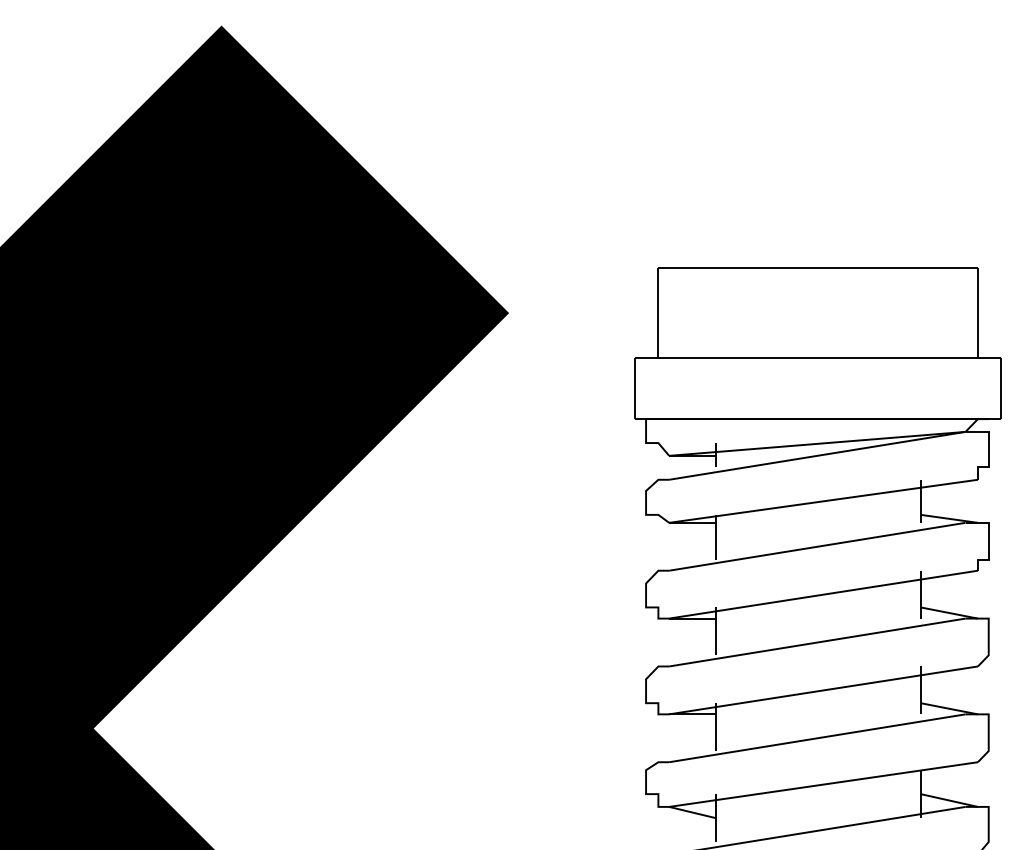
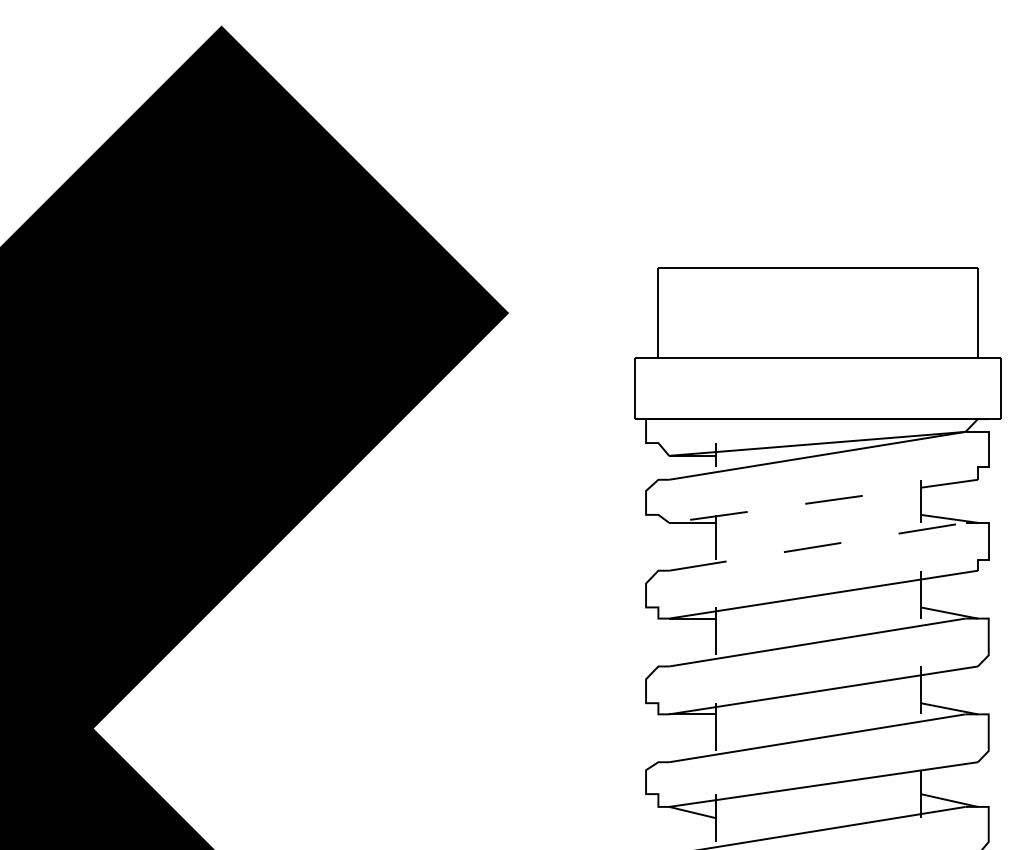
line: solid -> dashed (823, 501)
line: solid -> dashed (817, 546)
